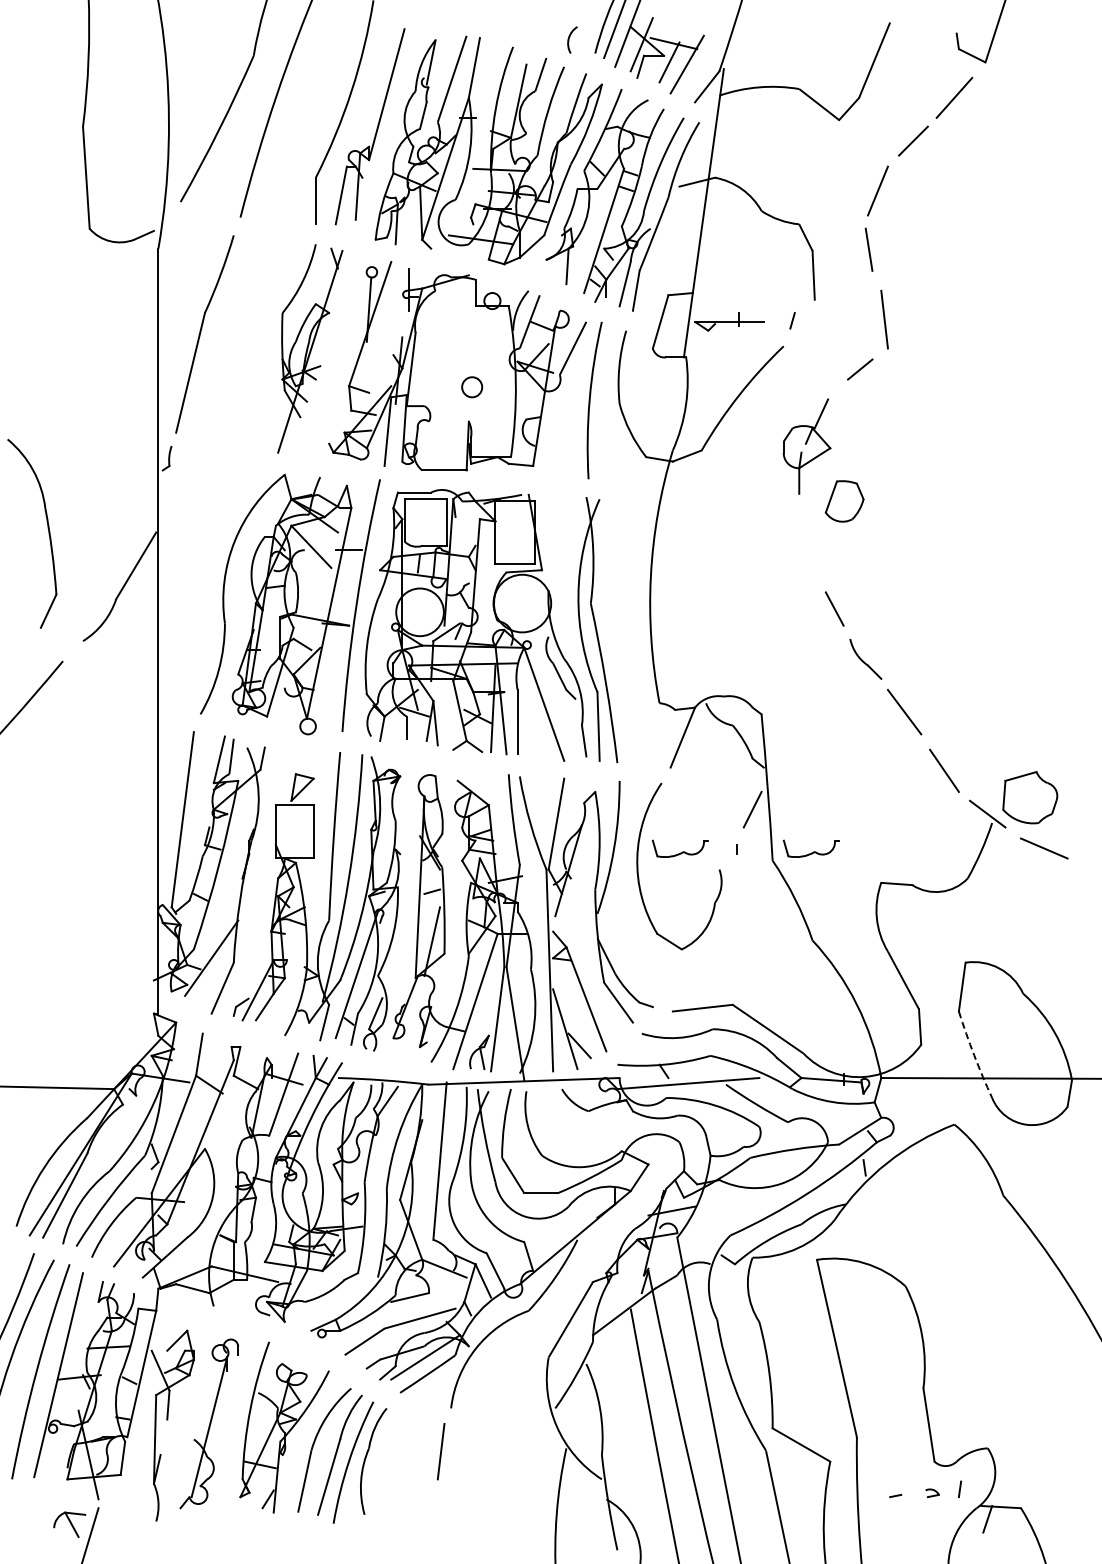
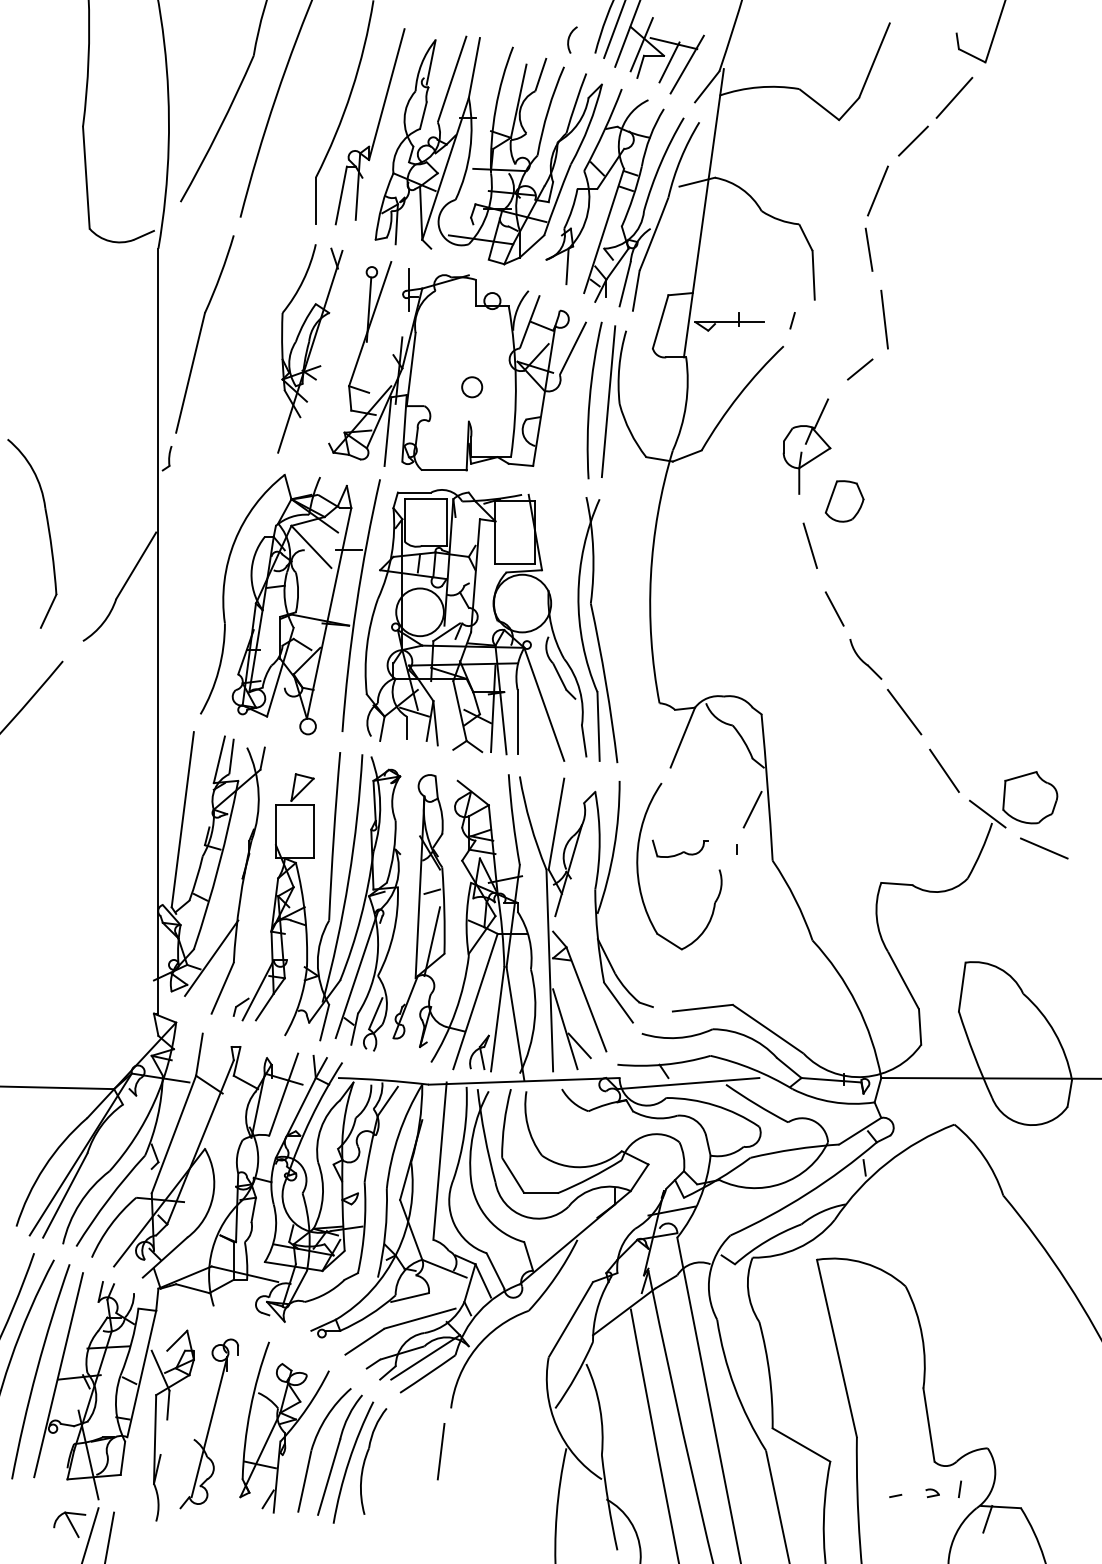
line: none -> present (608, 401)
line: none -> present (810, 545)
part: present -> none (810, 848)
arc: dashed -> solid (974, 1055)
line: none -> present (109, 1536)
